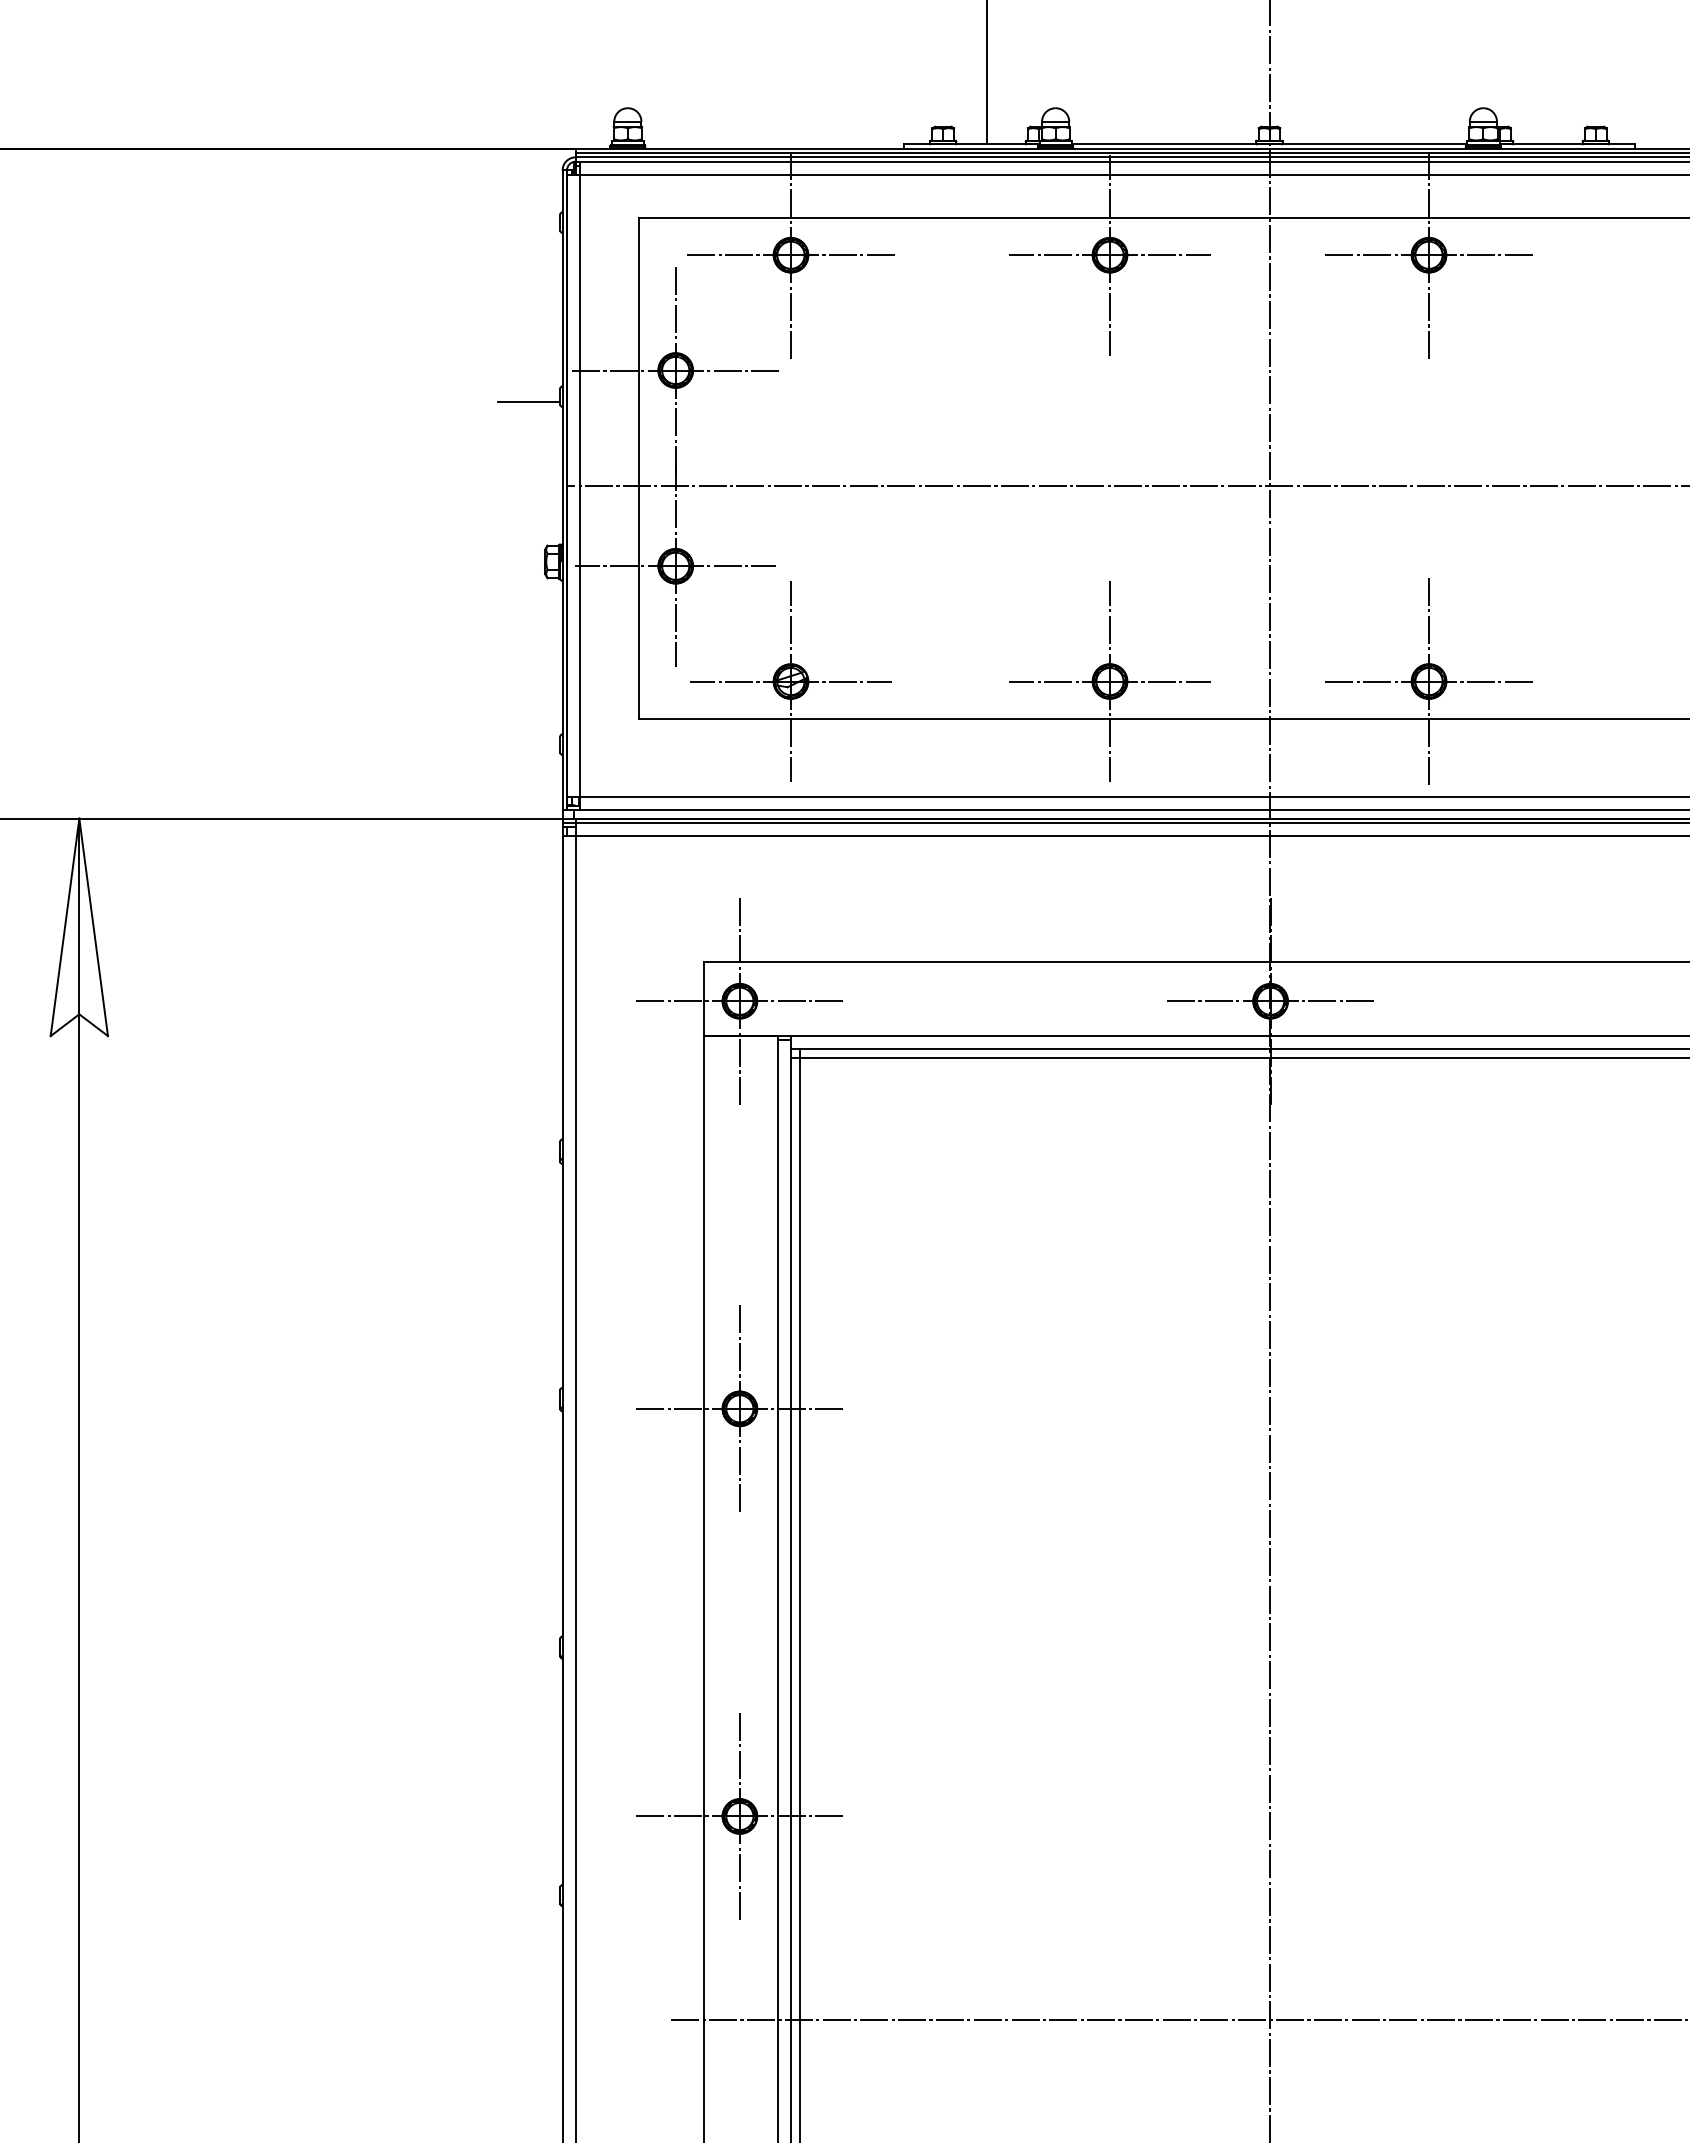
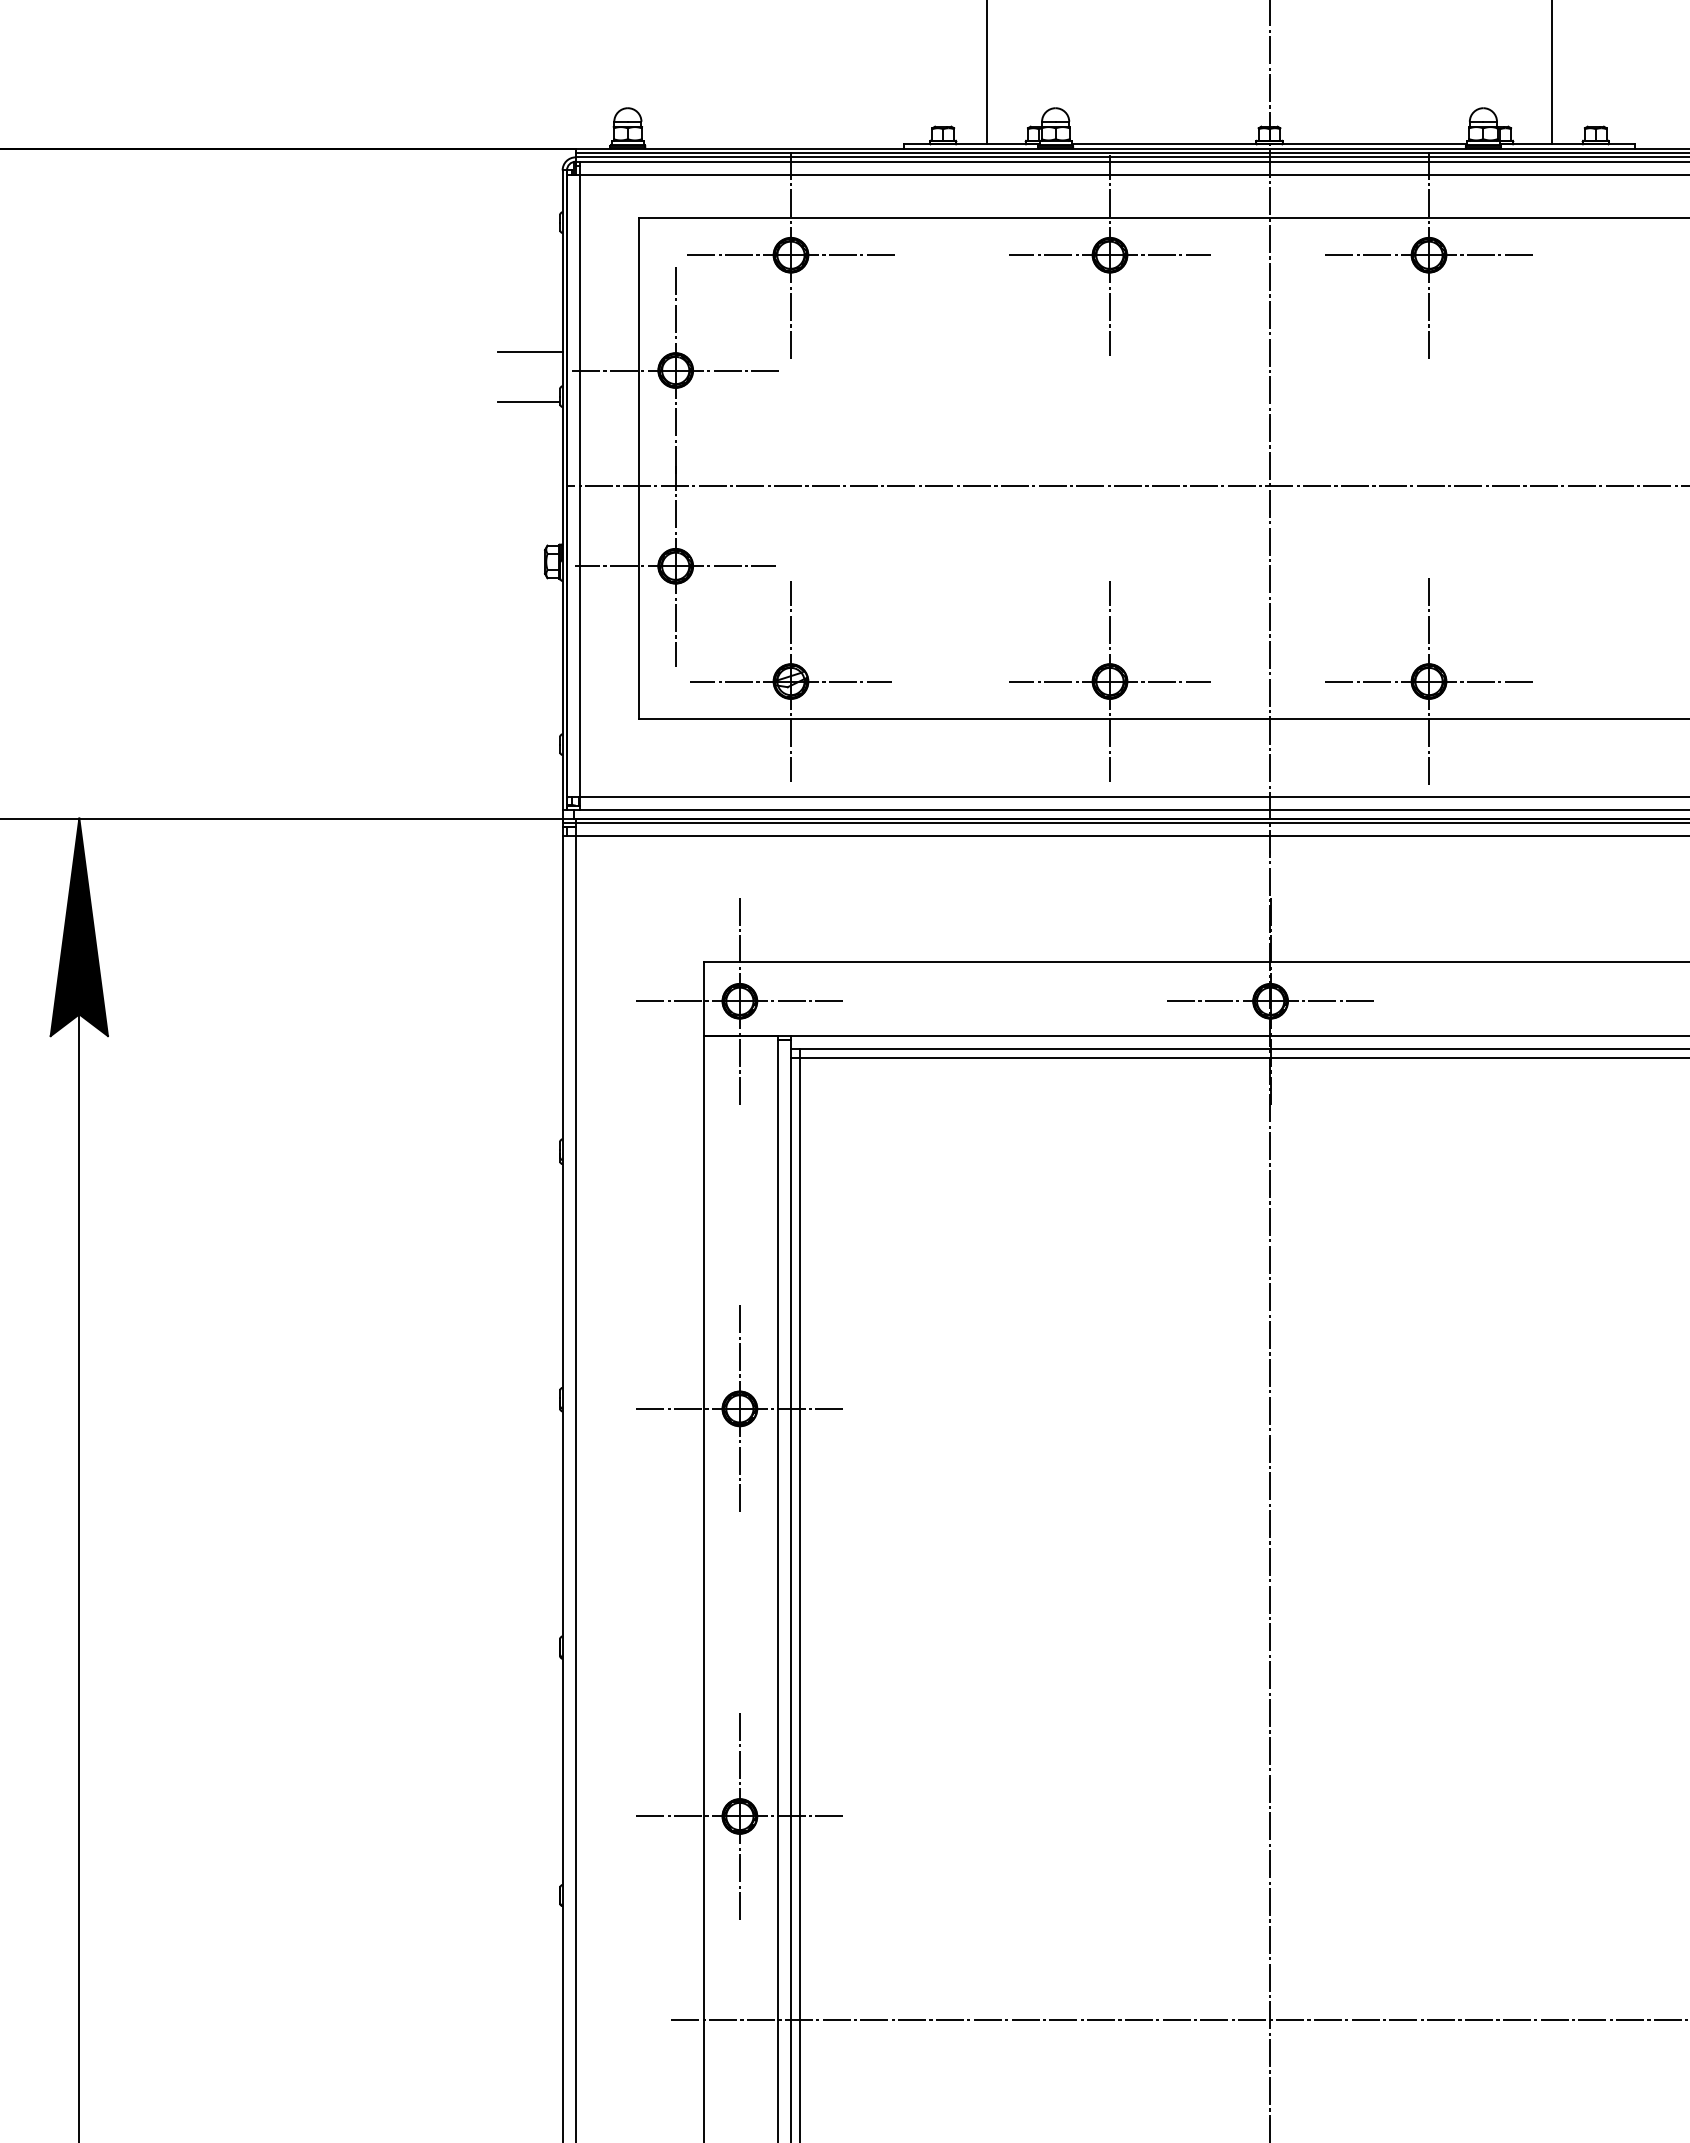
line: none -> present (1552, 73)
line: none -> present (530, 352)
fill: none -> present (78, 927)
